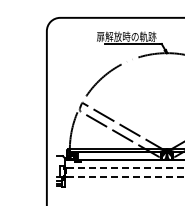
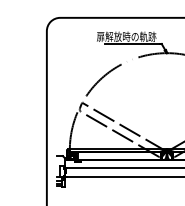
line: dashed -> solid (125, 168)
line: dashed -> solid (125, 177)
